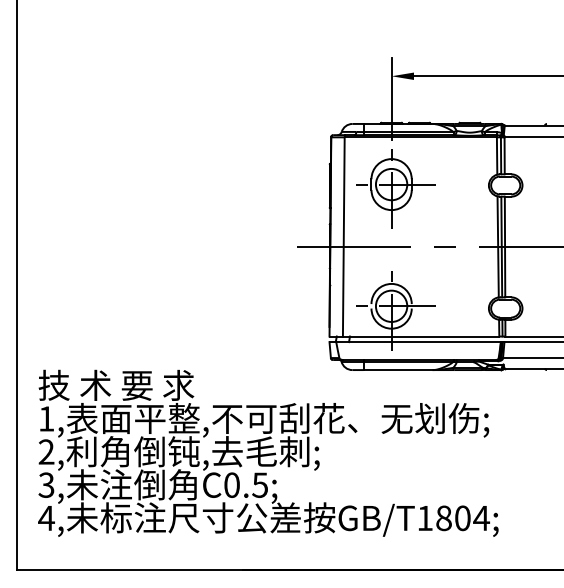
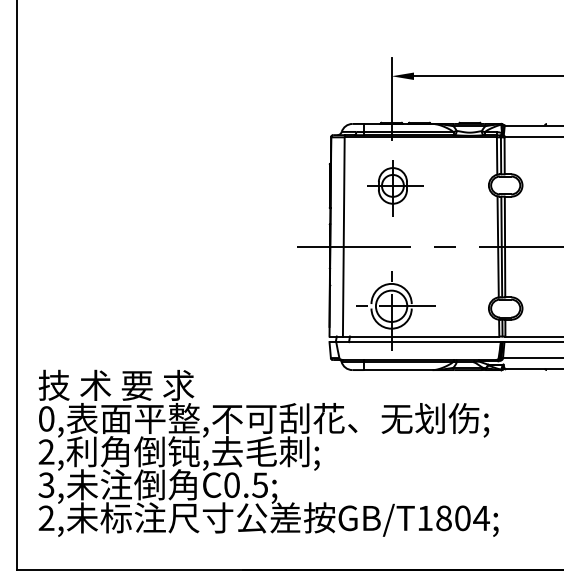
part size: 80x80 px -> 57x57 px (395, 188)
text: 1, -> 0, (46, 418)
text: 4, -> 2, (46, 517)
